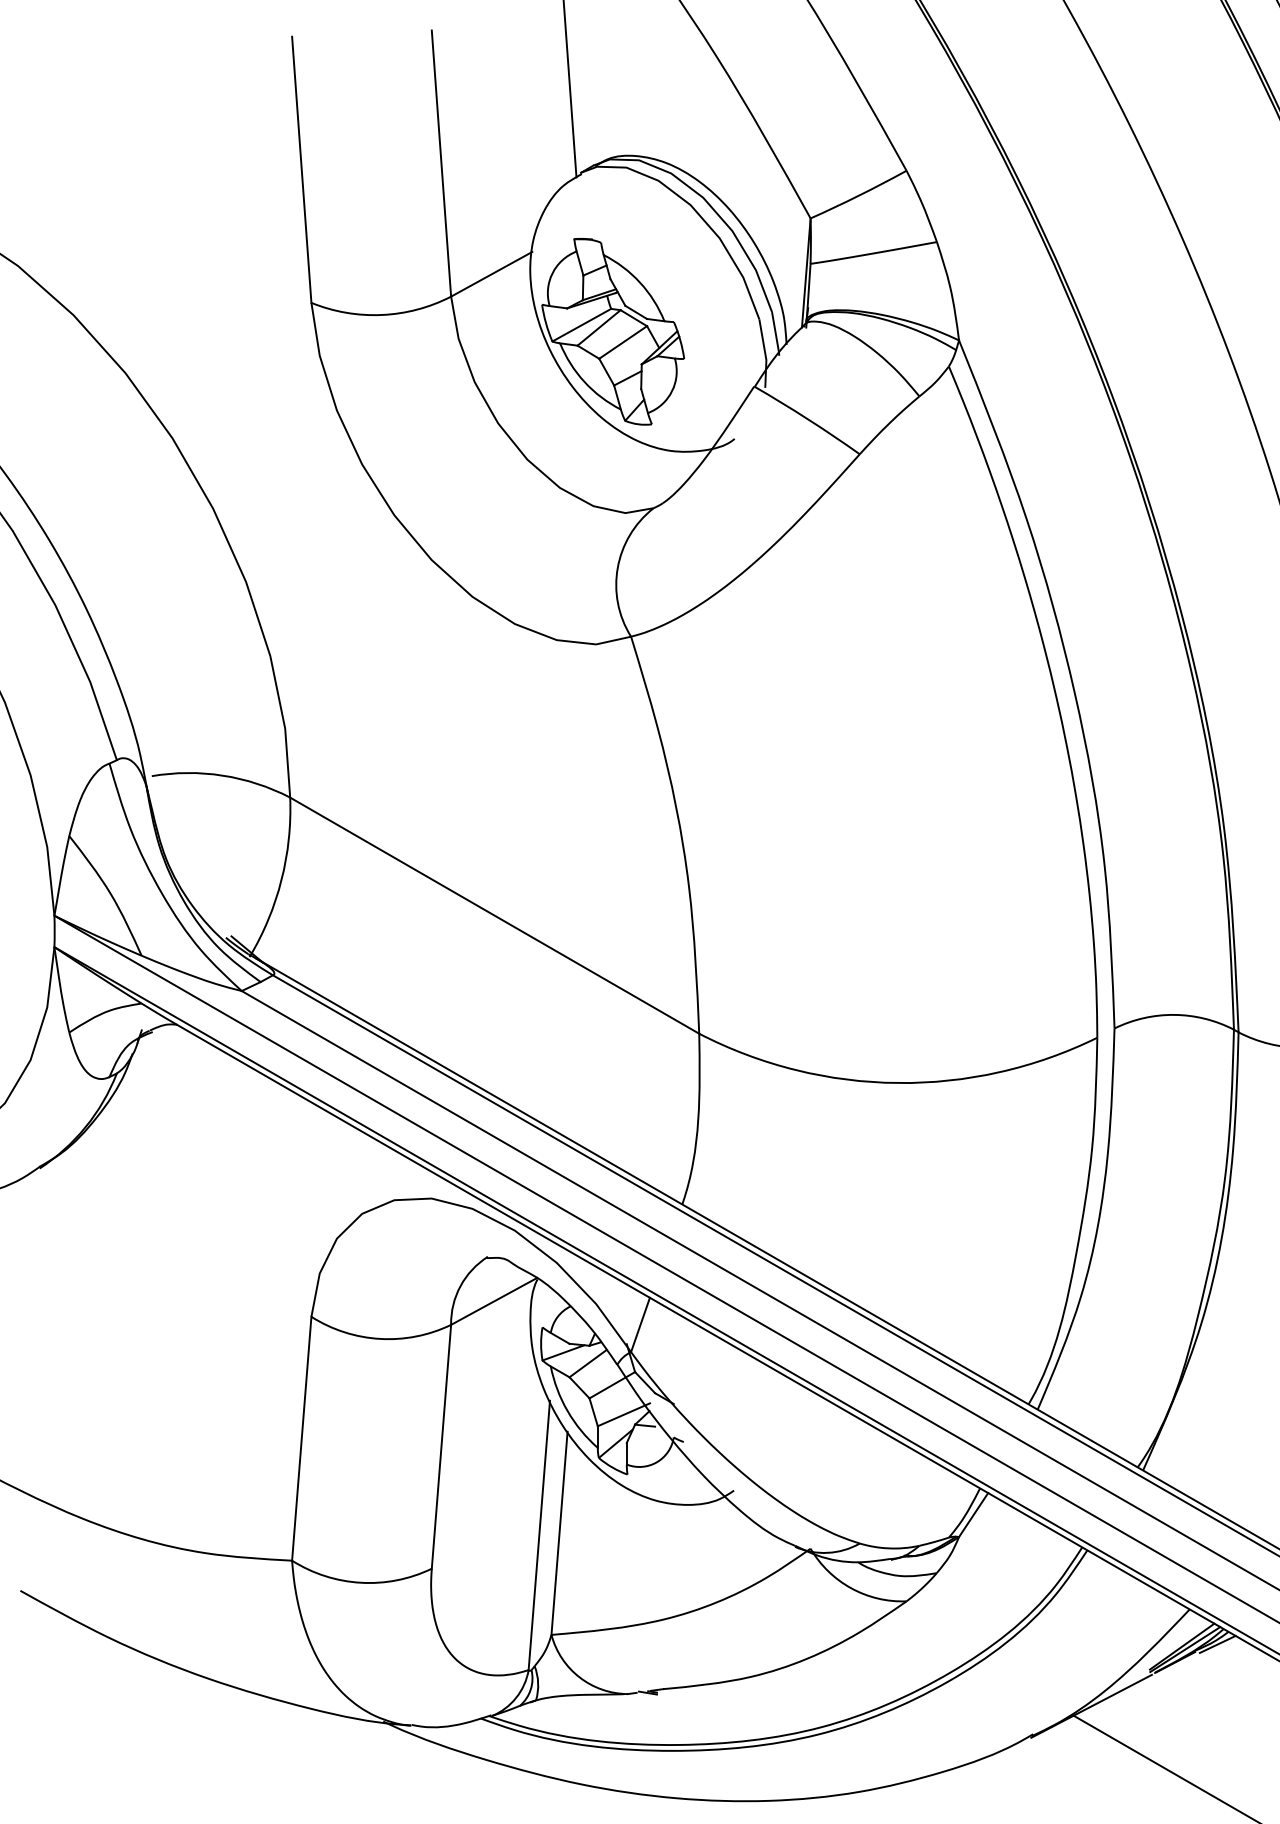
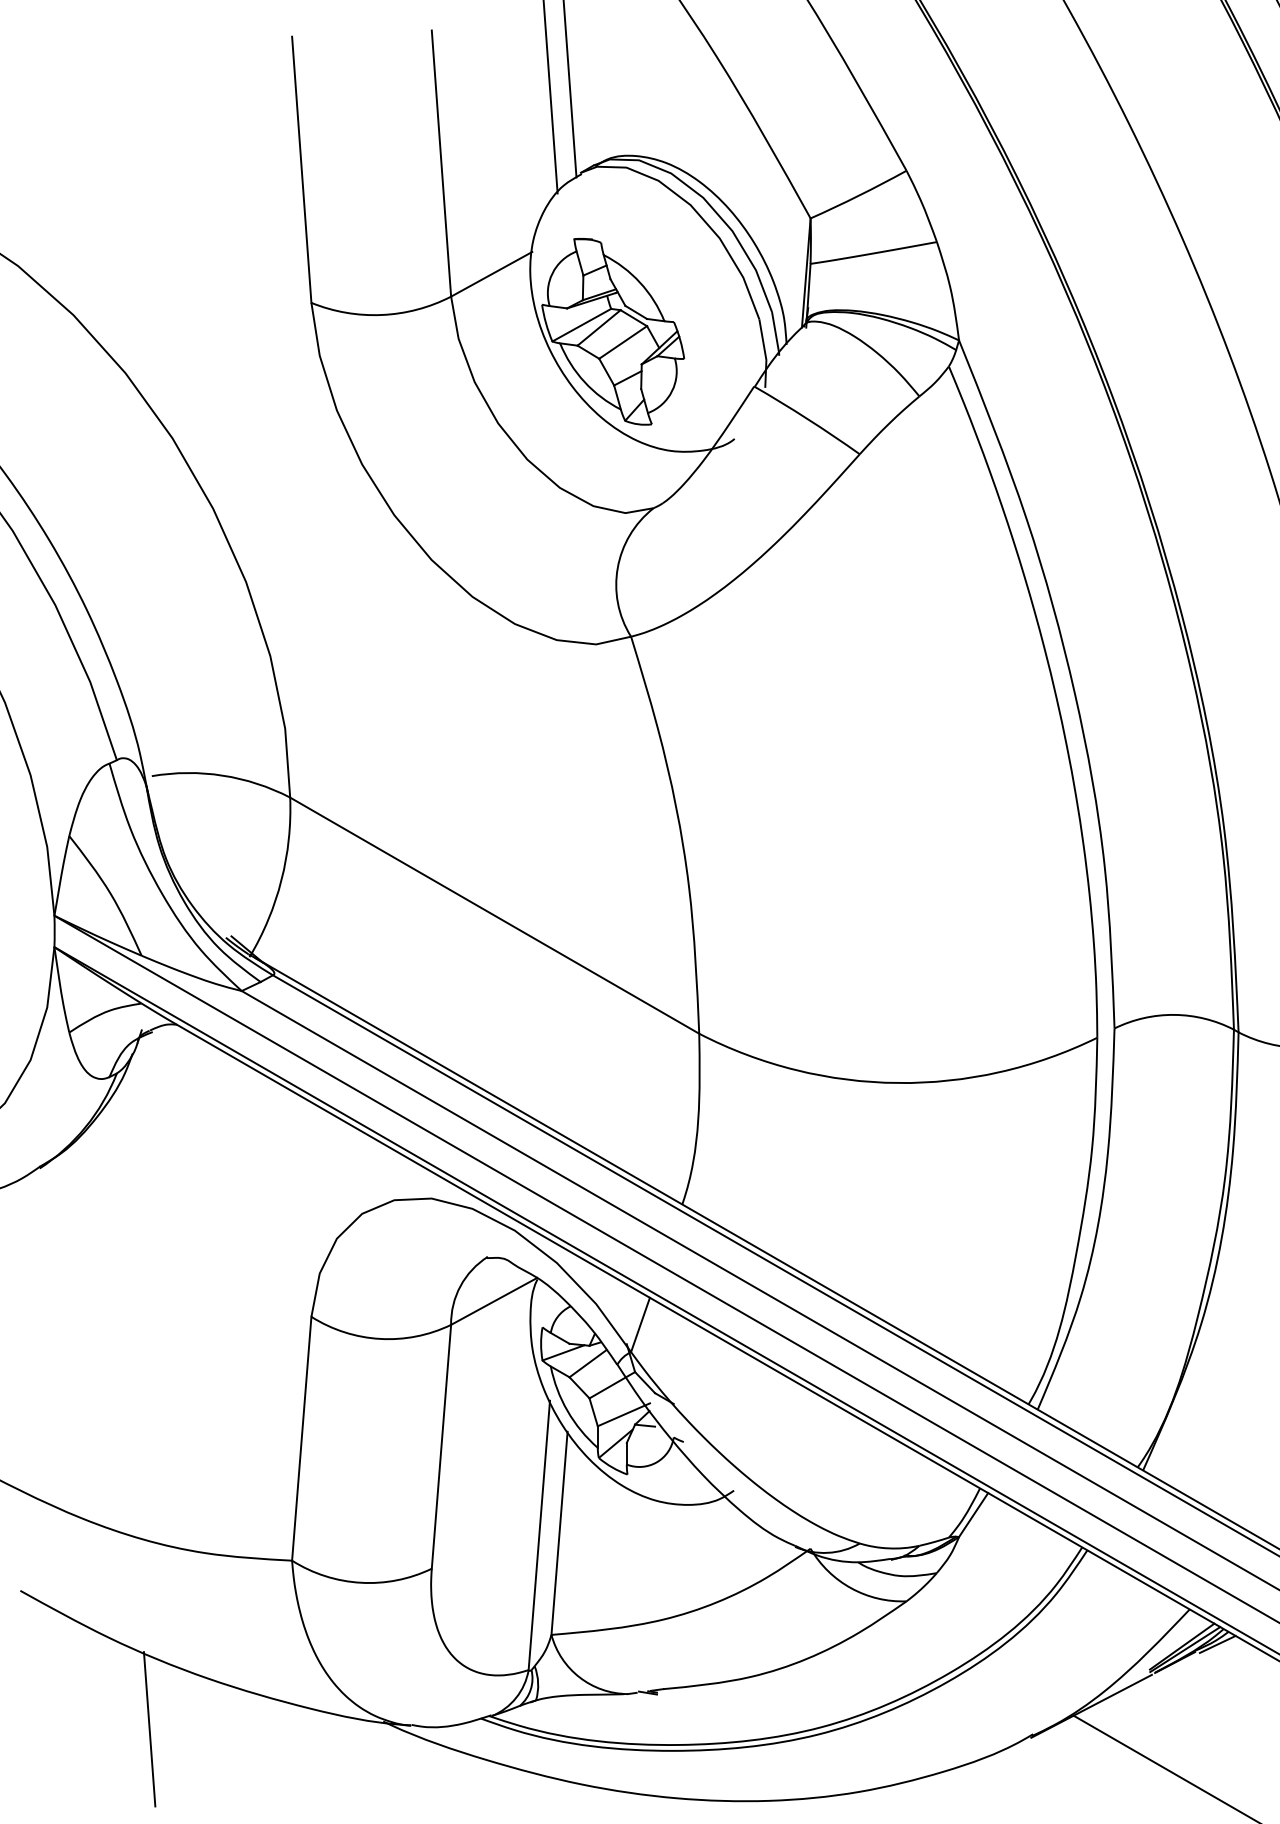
line: none -> present (550, 97)
line: none -> present (149, 1729)
